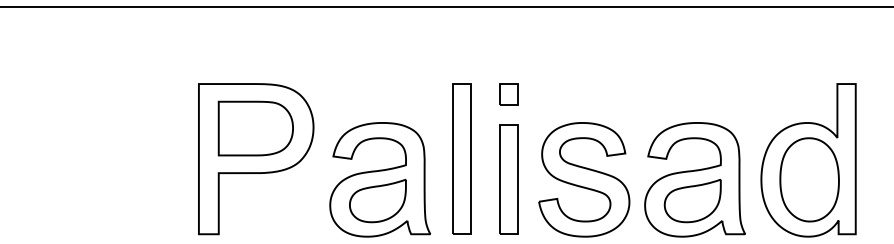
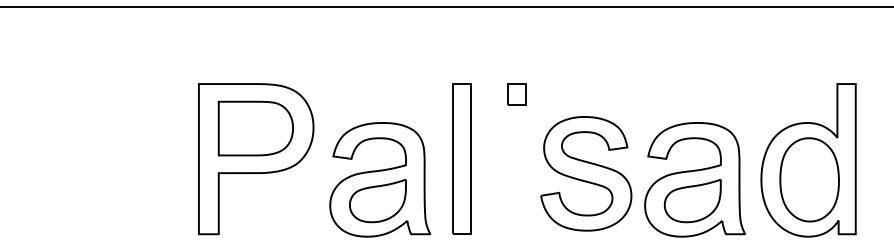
part position: (508, 94) -> (516, 94) (516, 94)
part: present -> none (508, 179)
part position: (584, 179) -> (586, 173) (586, 173)
